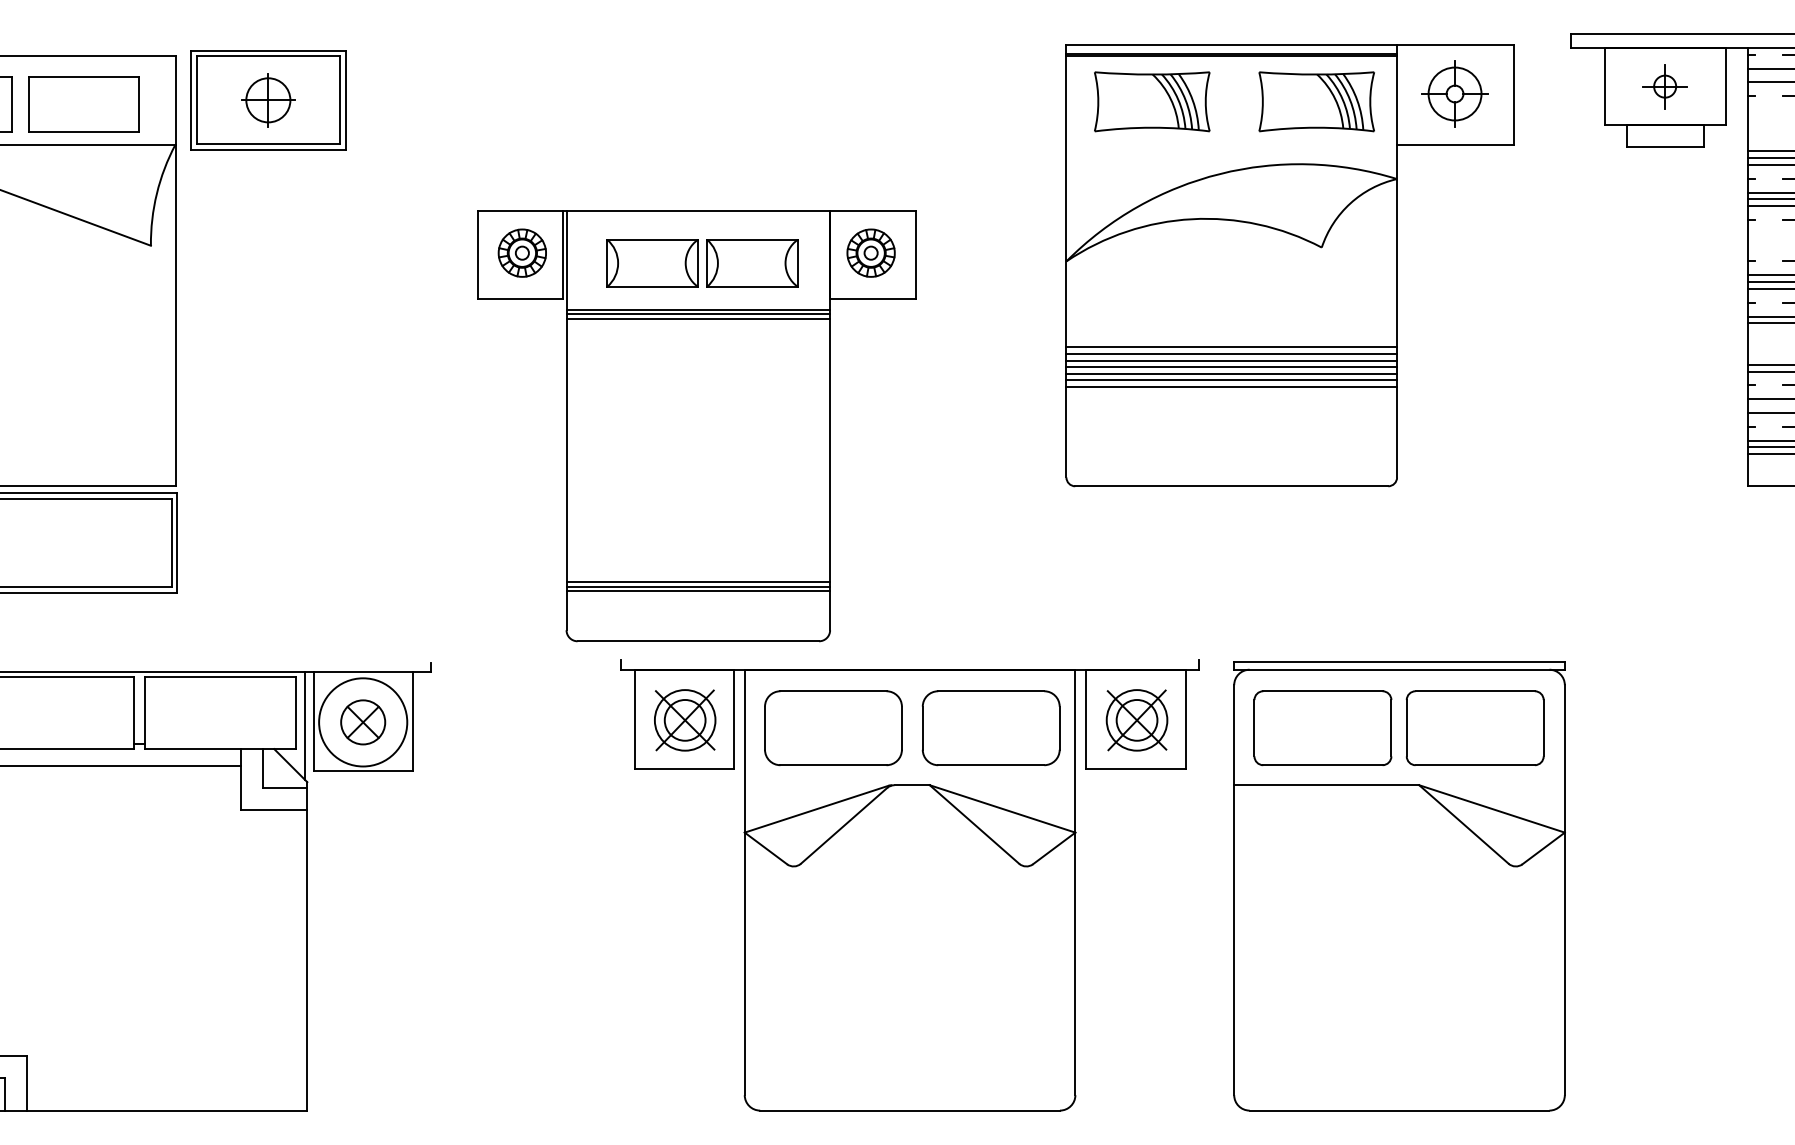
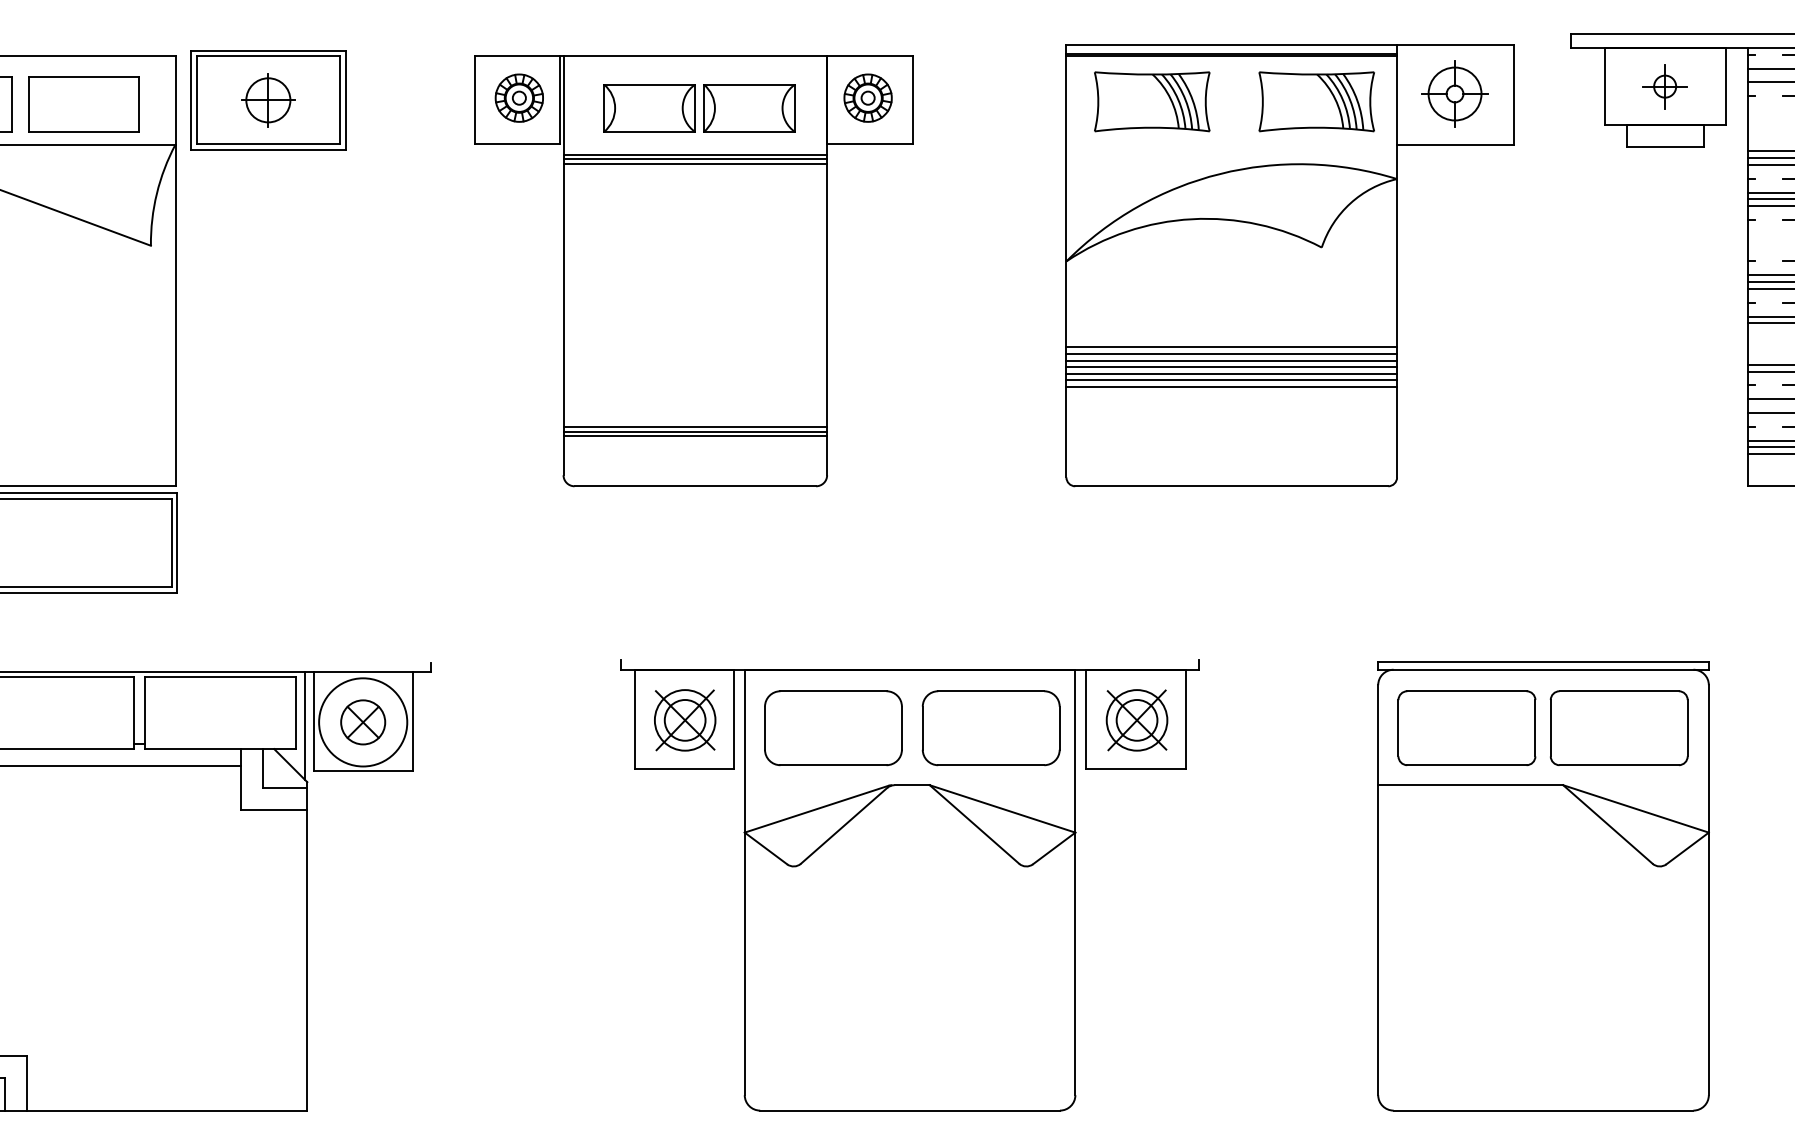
part position: (696, 426) -> (693, 271) (693, 271)
part position: (1399, 886) -> (1543, 886) (1543, 886)
